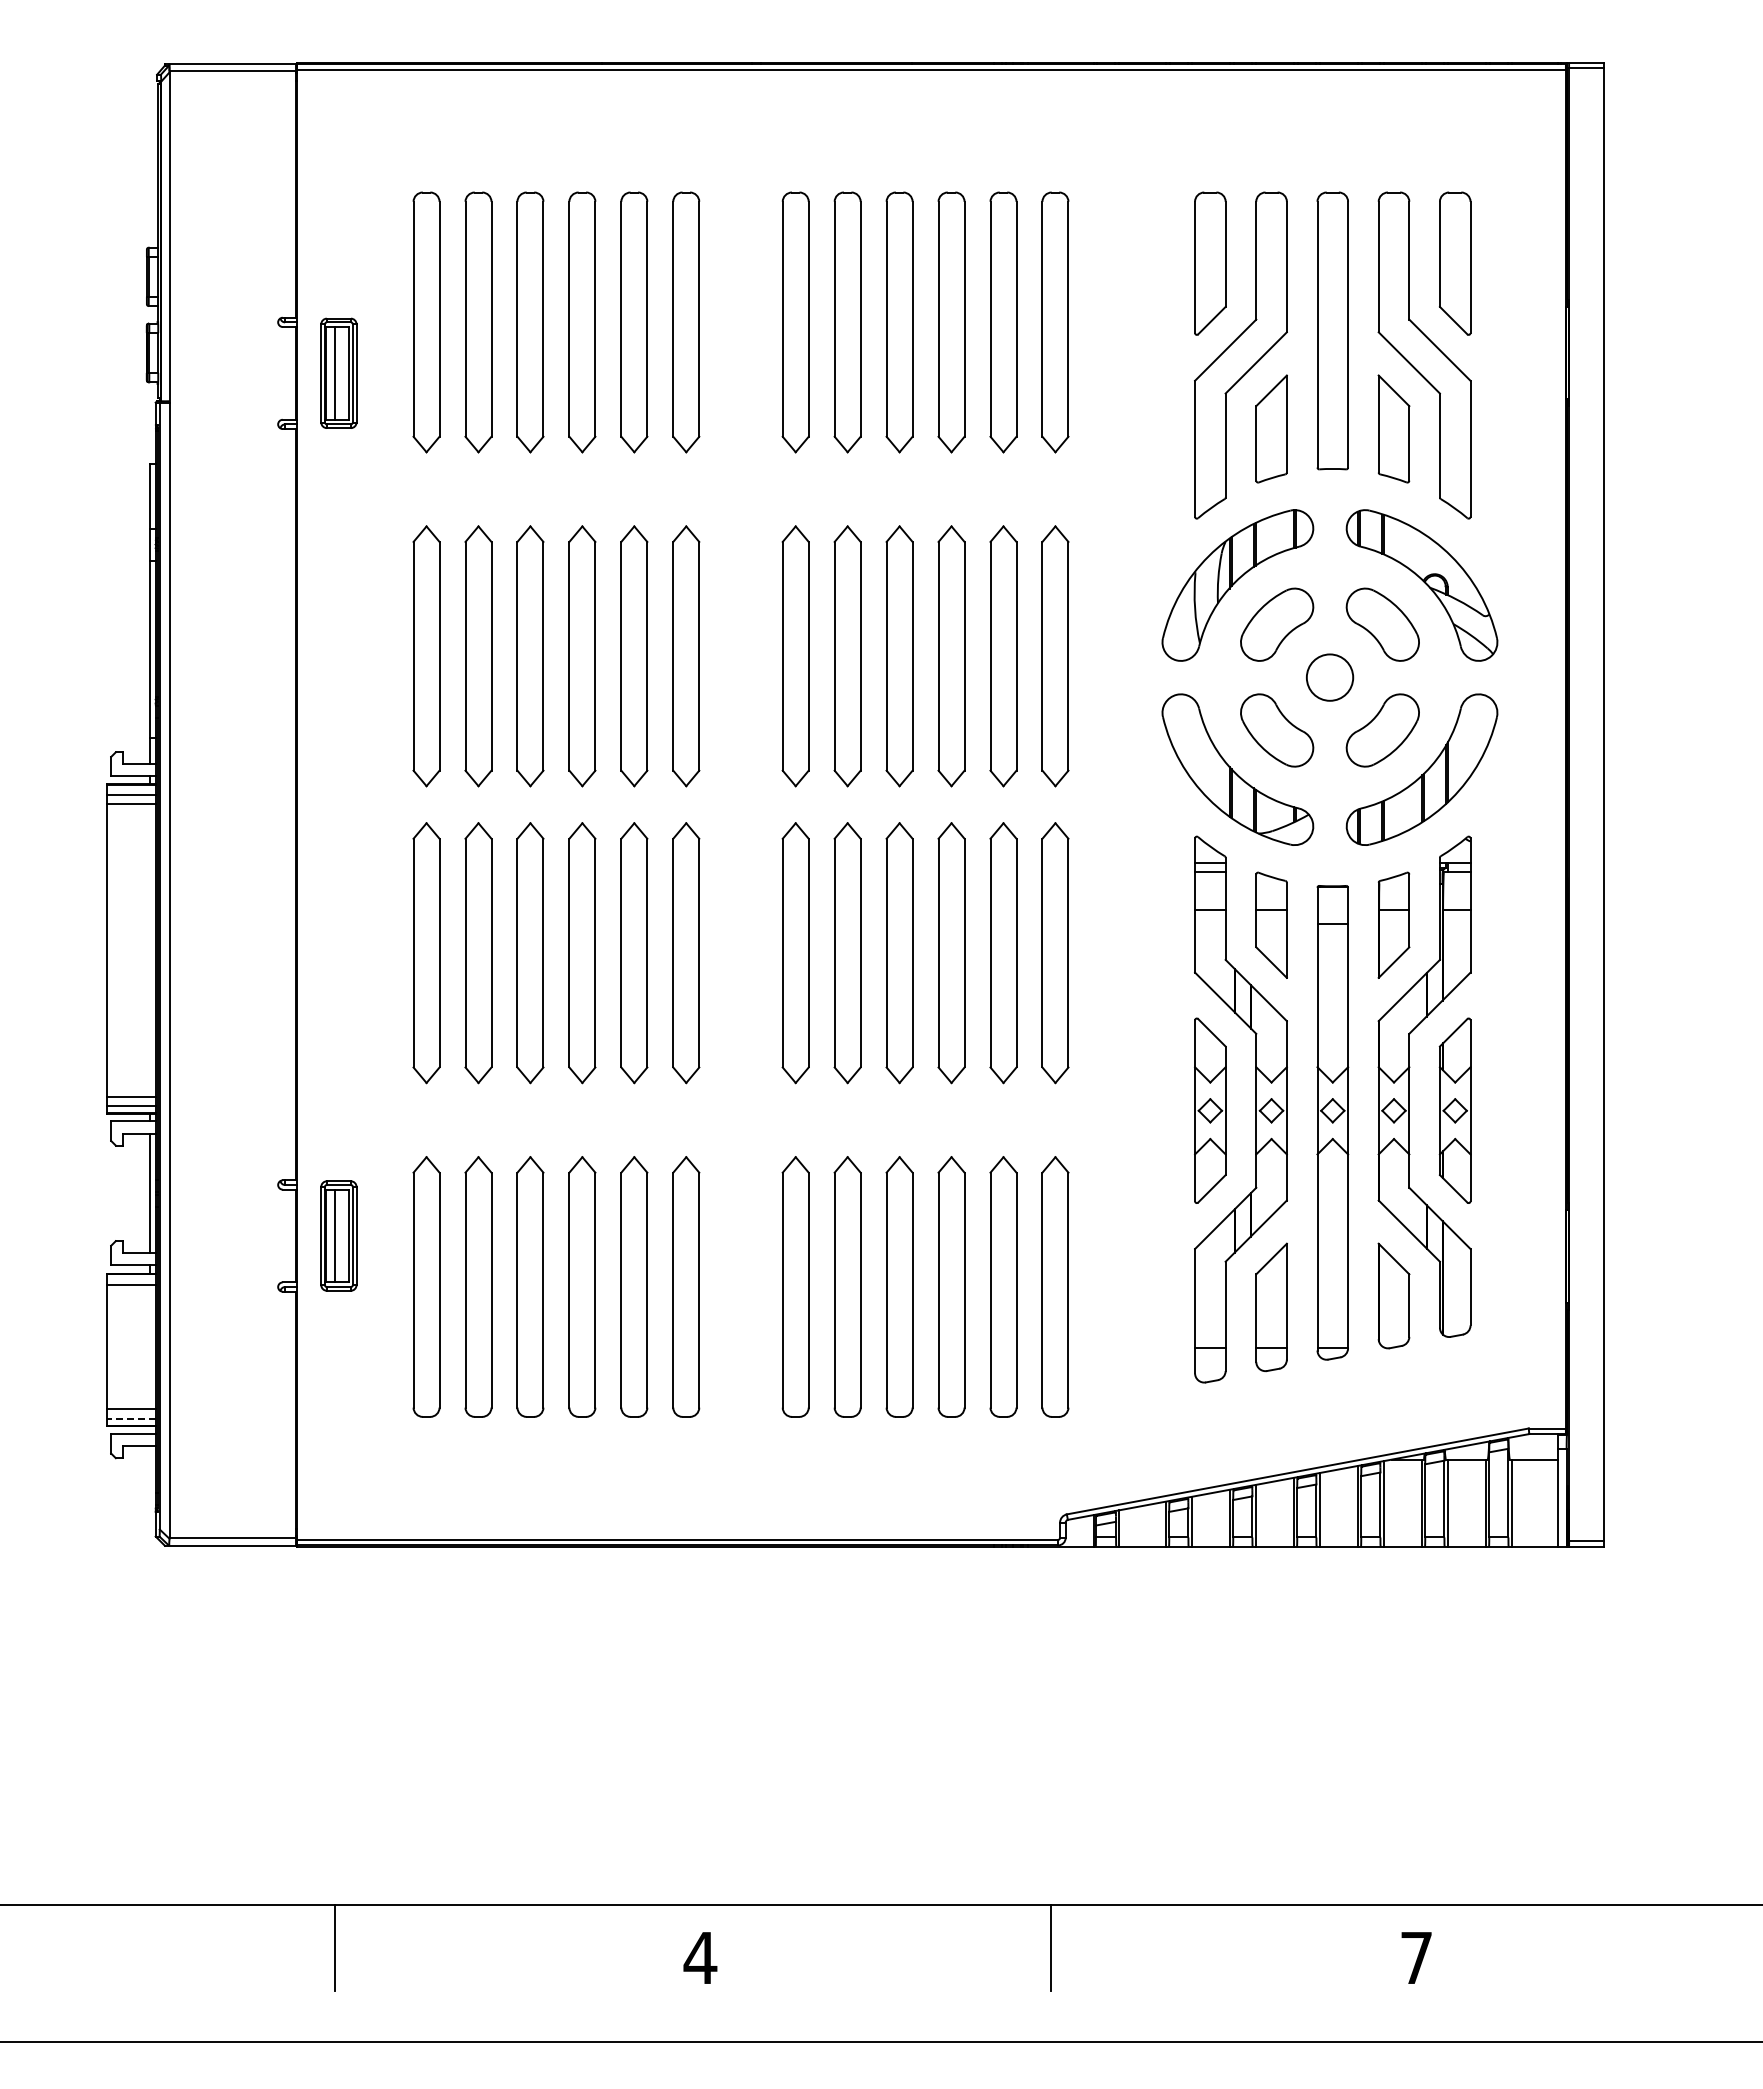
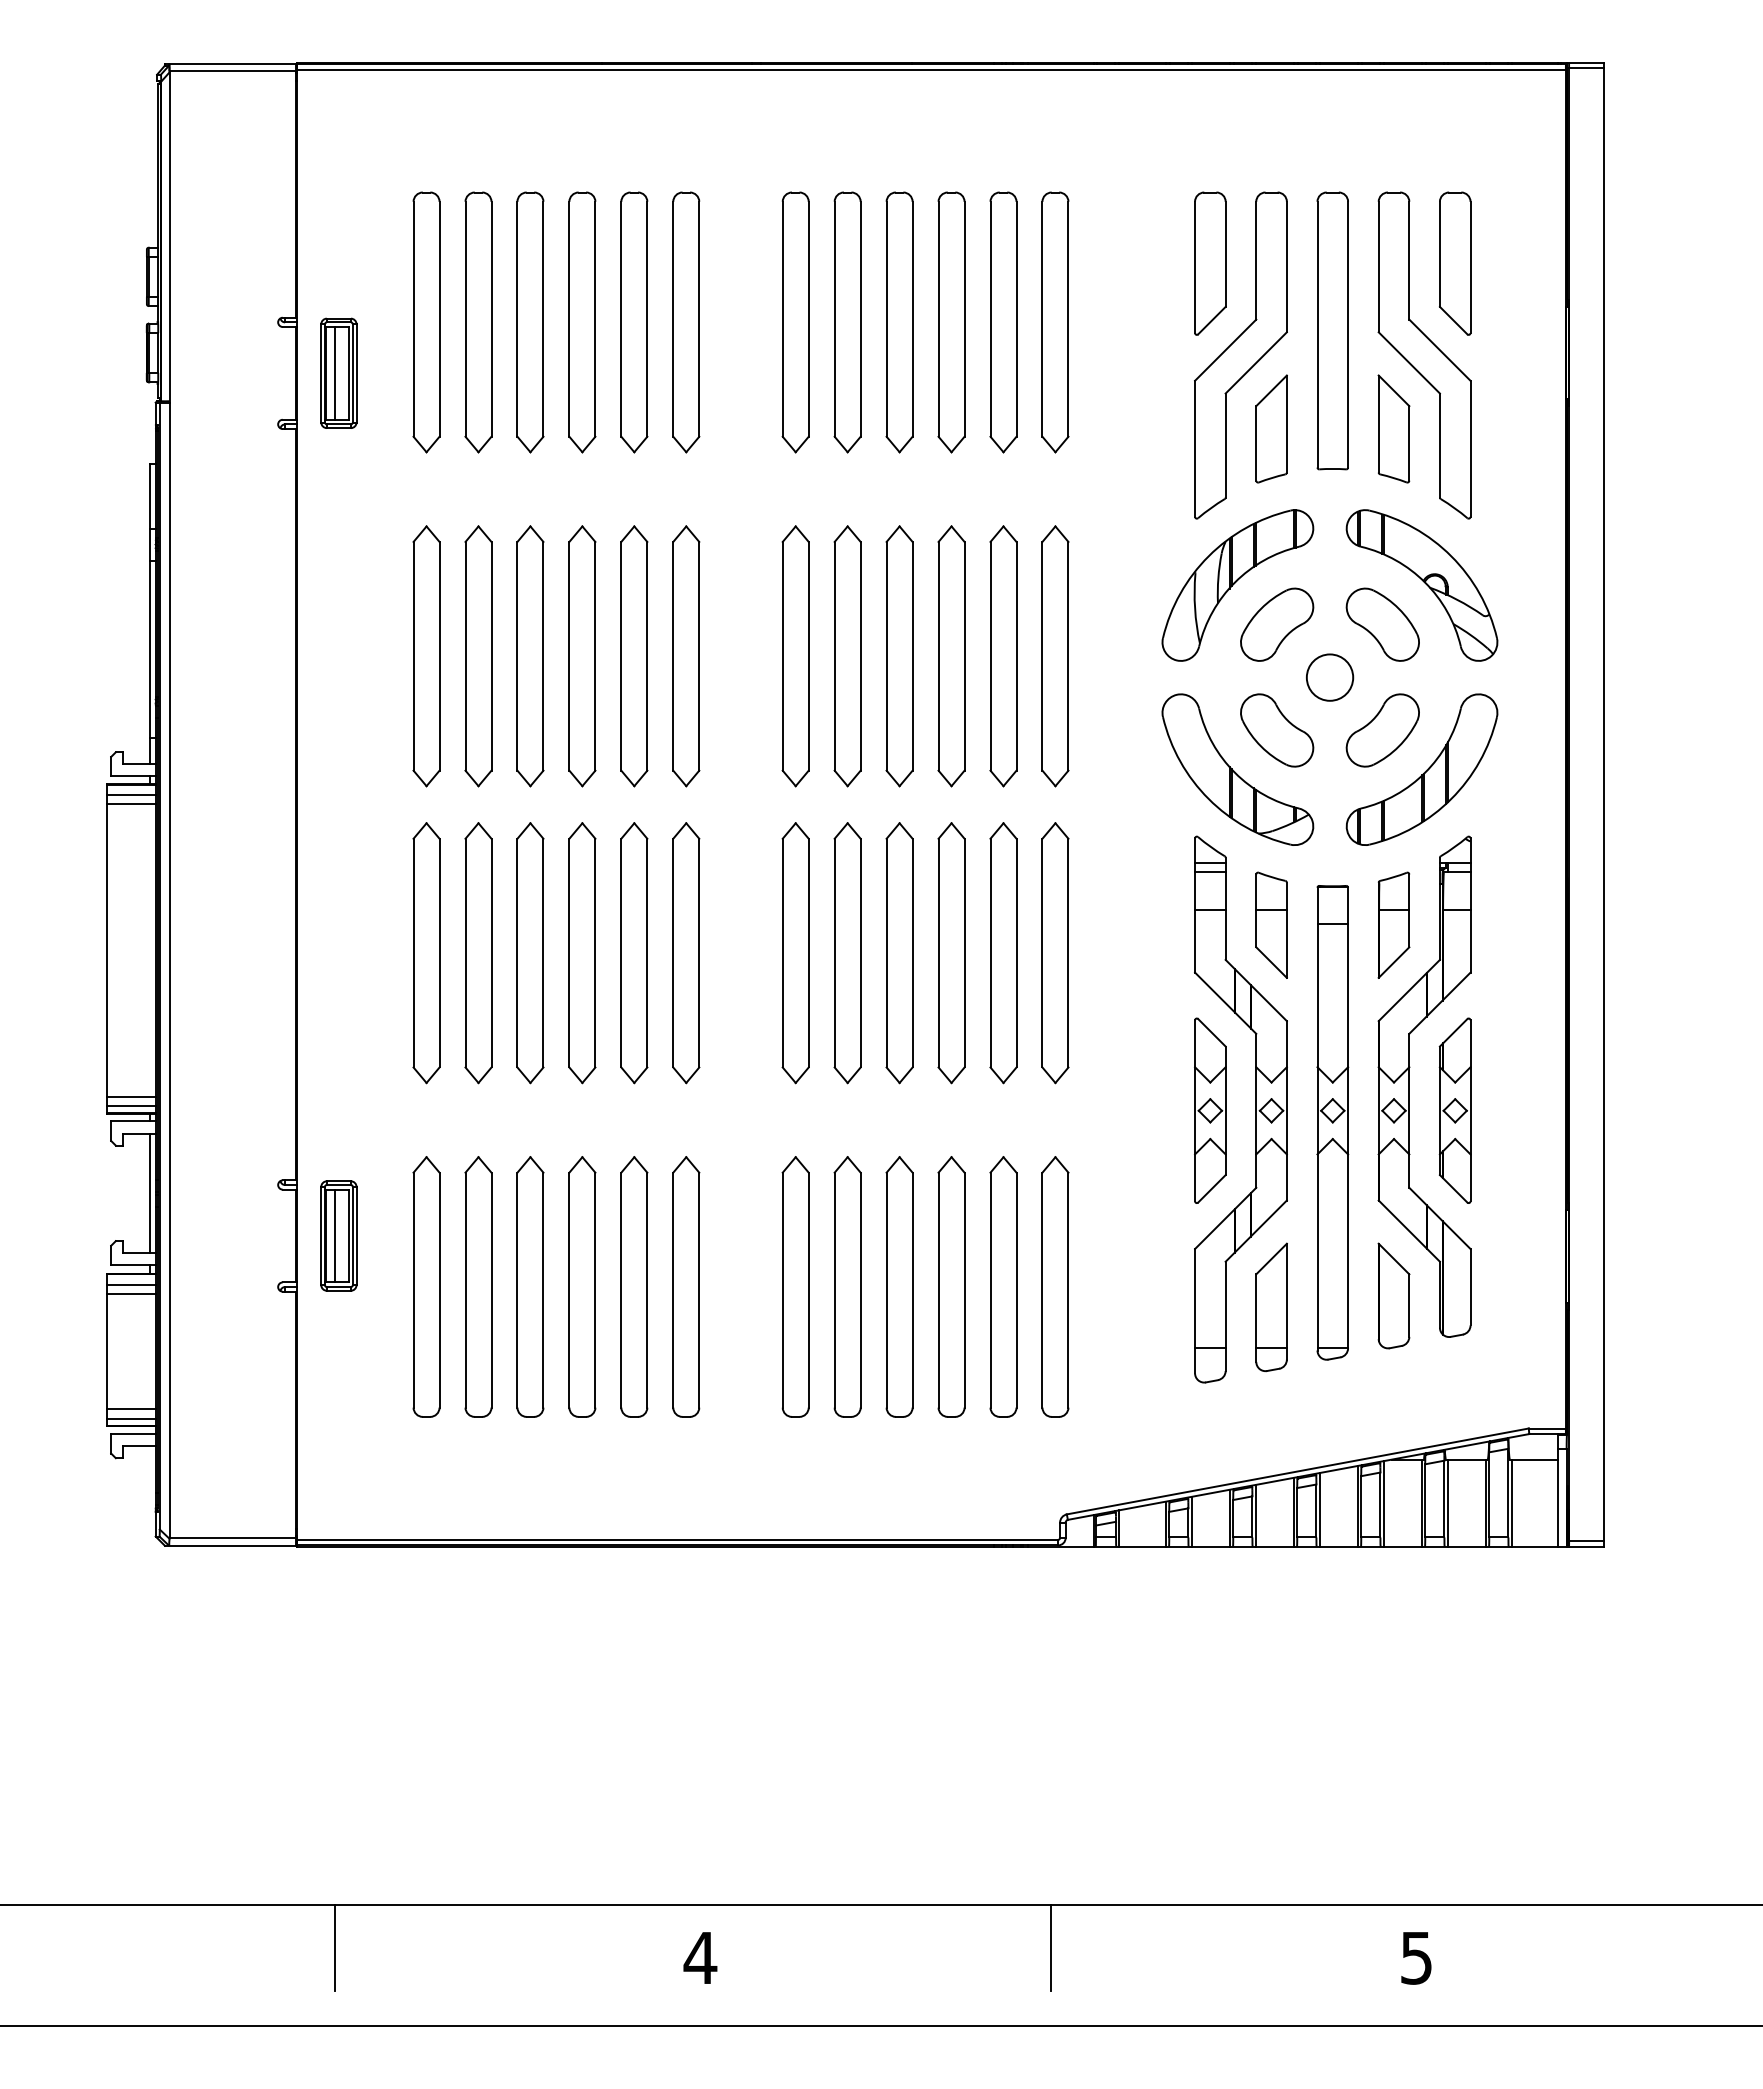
line: none -> present (130, 1293)
line: dashed -> solid (131, 1418)
text: 7 -> 5 (1416, 1958)
line position: (880, 2042) -> (880, 2026) (880, 2026)
